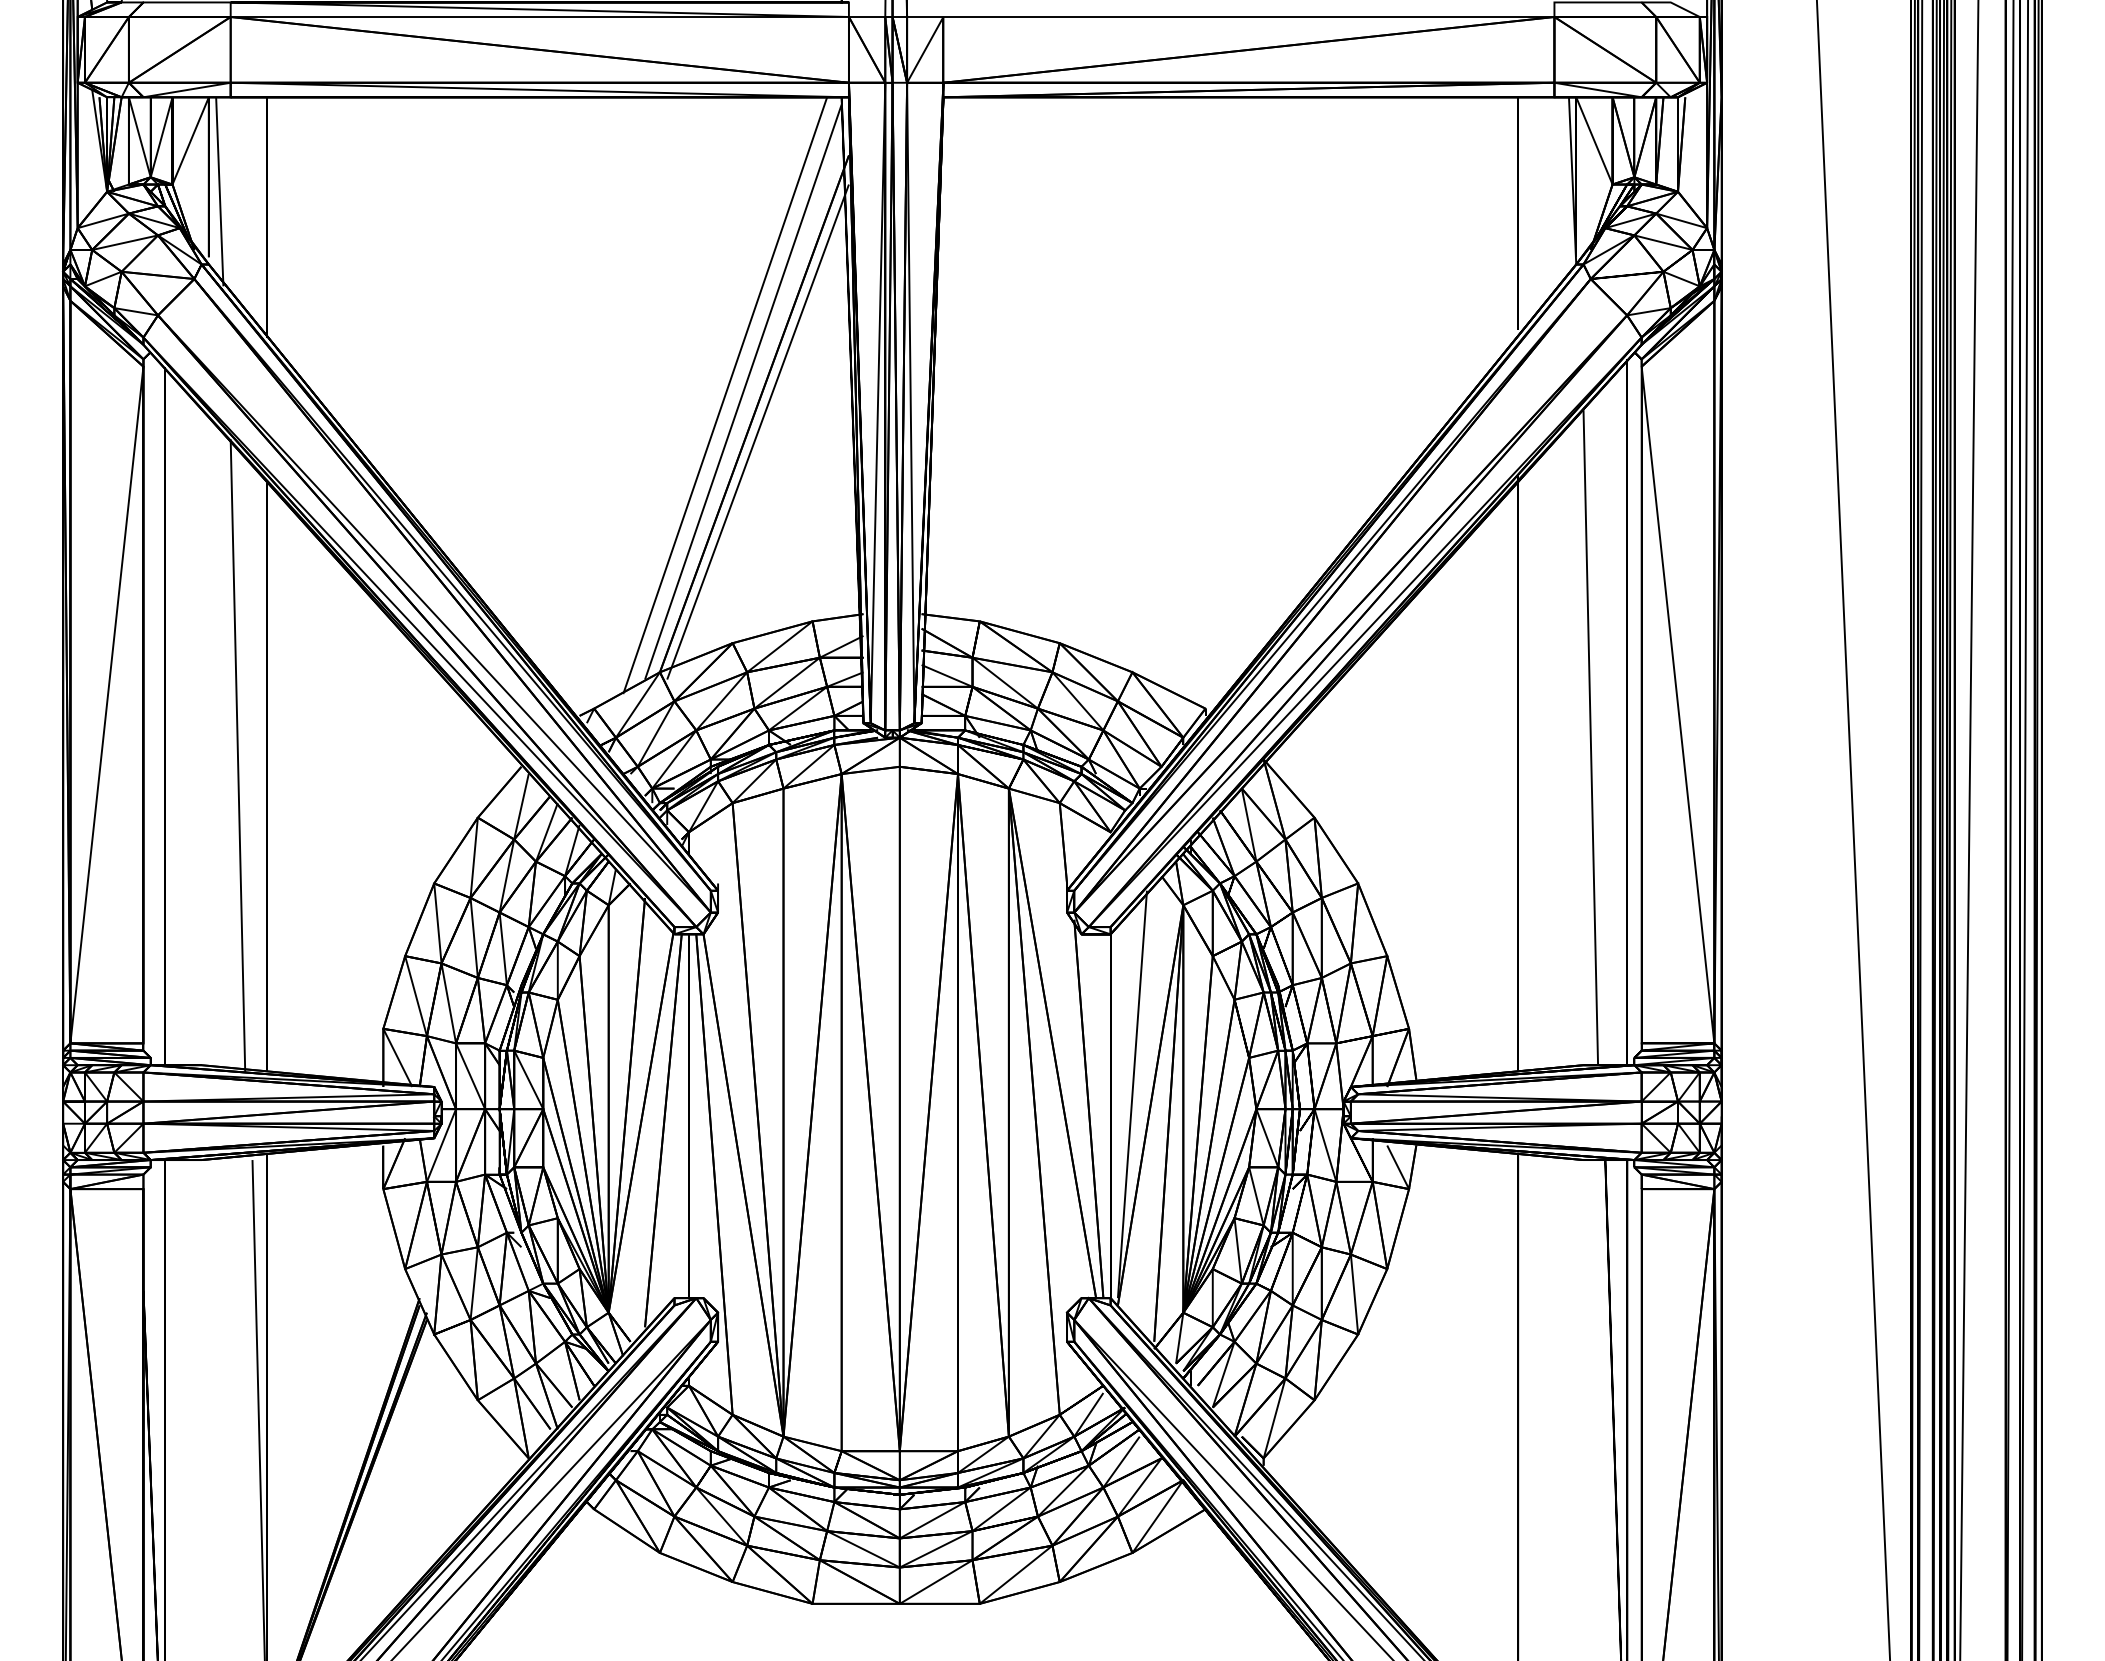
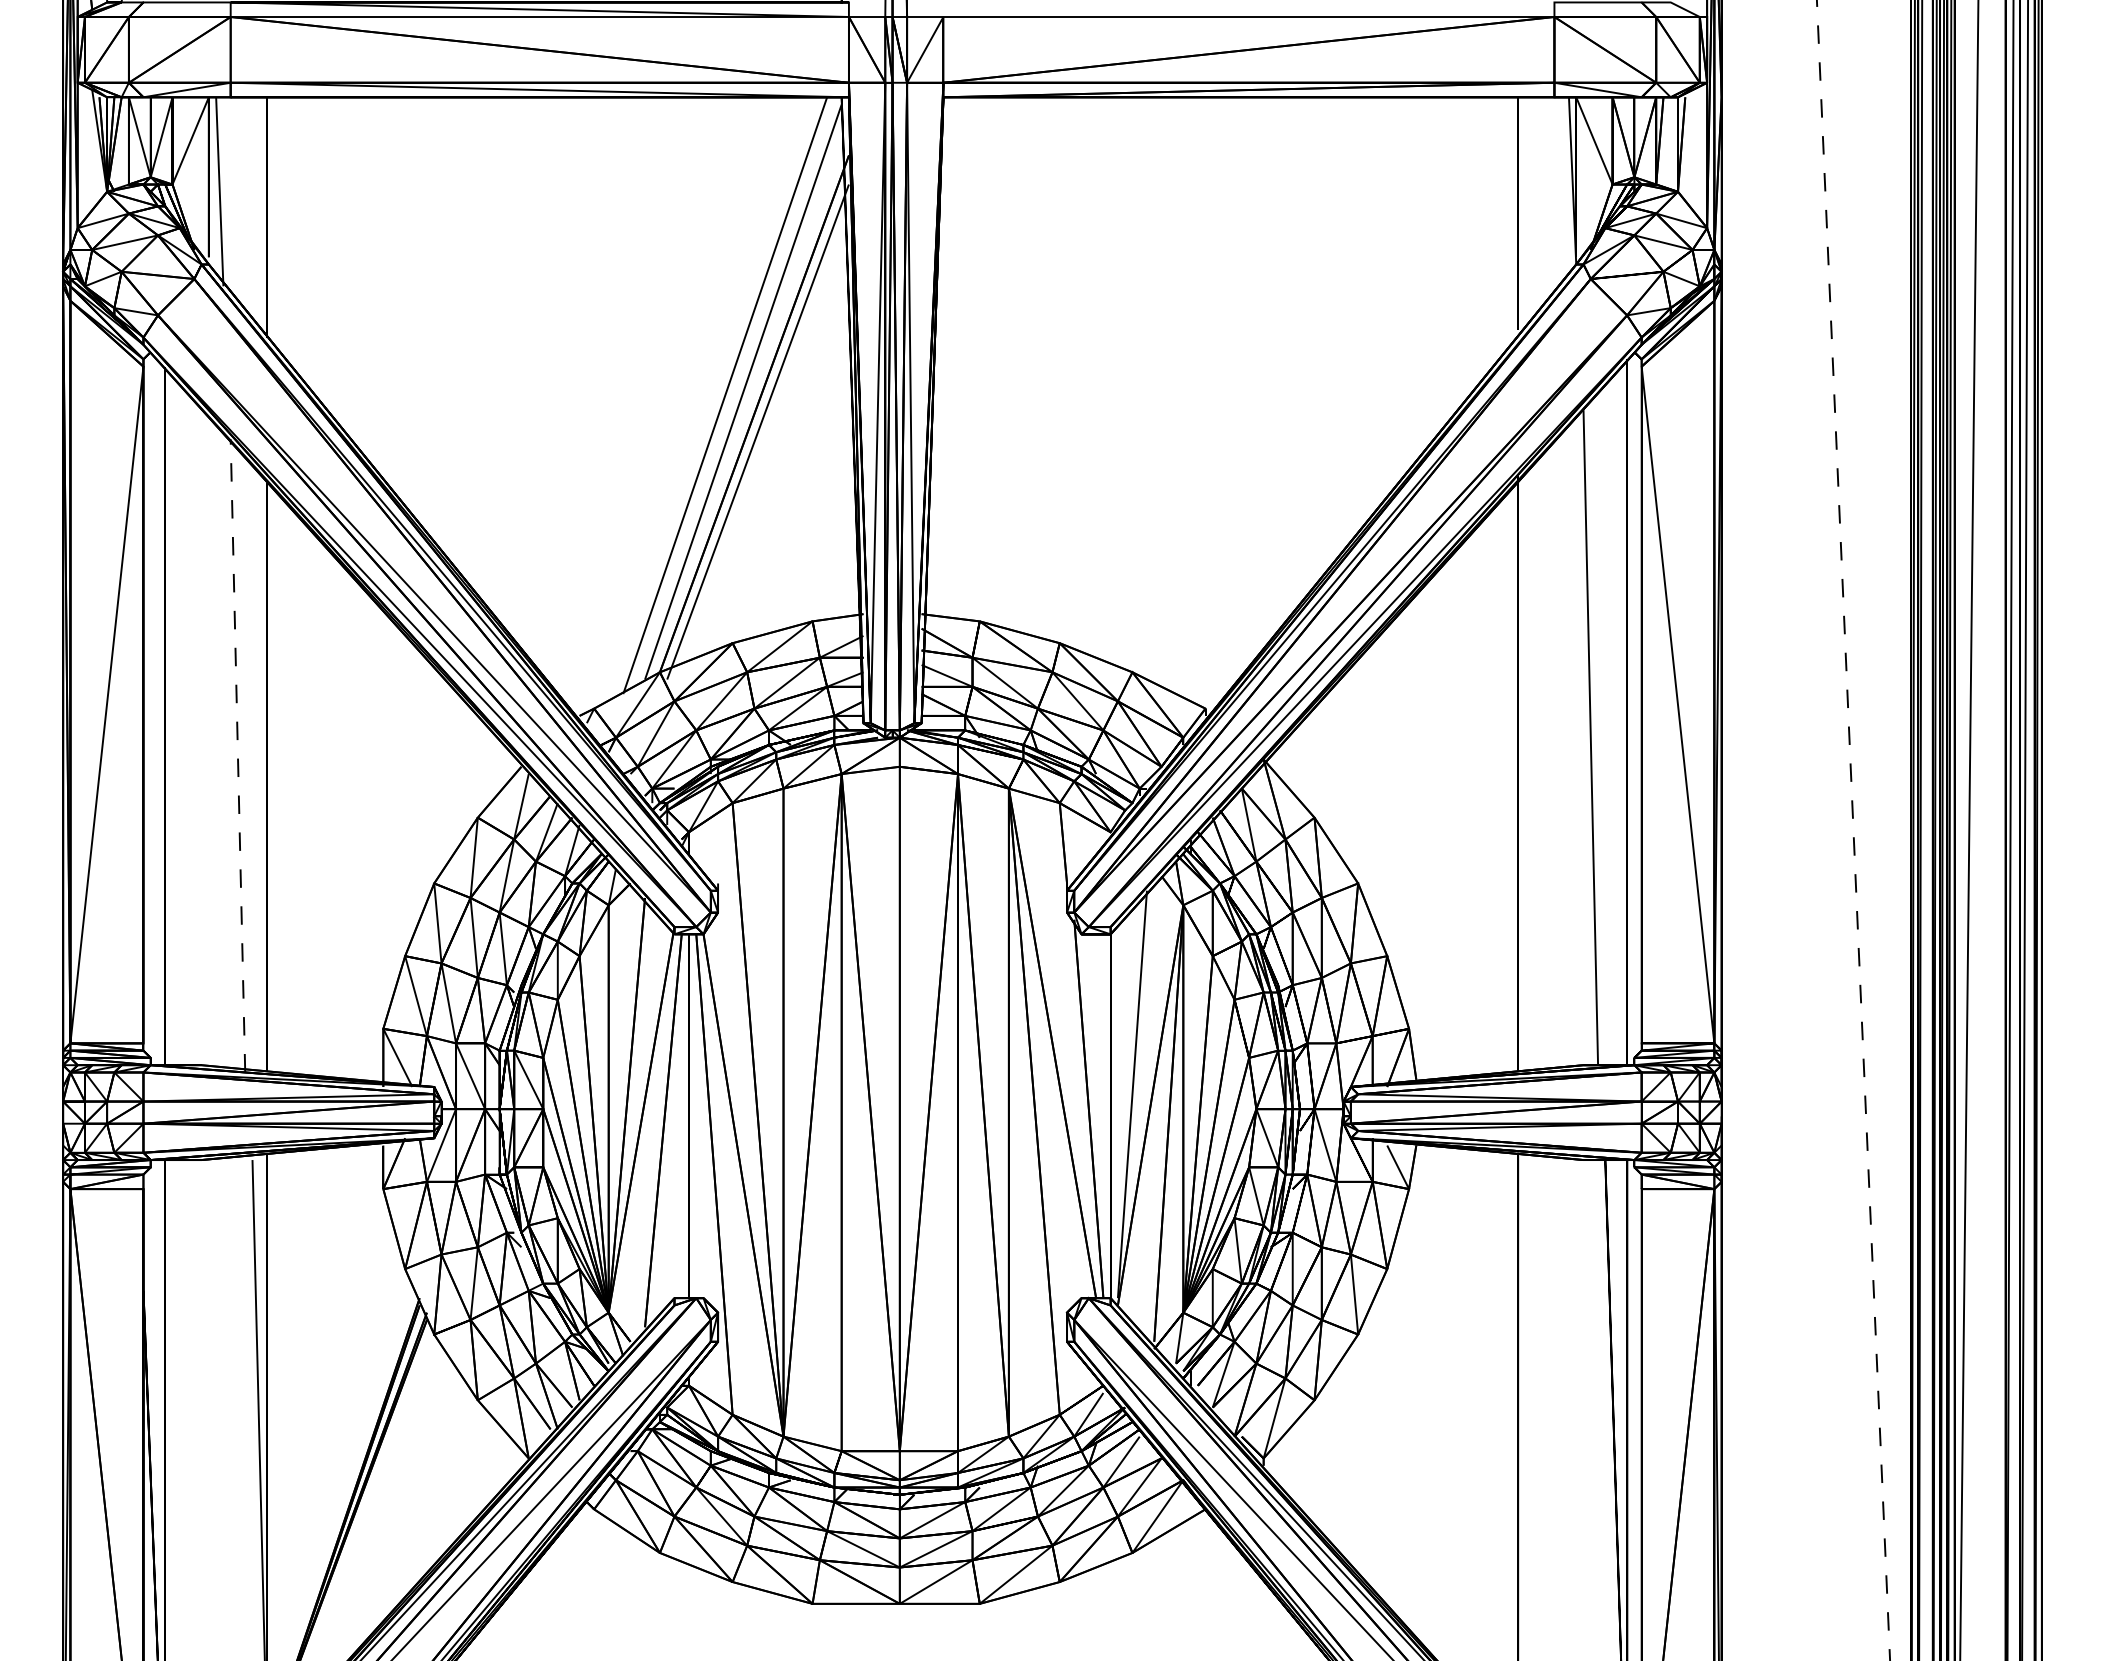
line: solid -> dashed (237, 755)
line: solid -> dashed (1853, 830)
